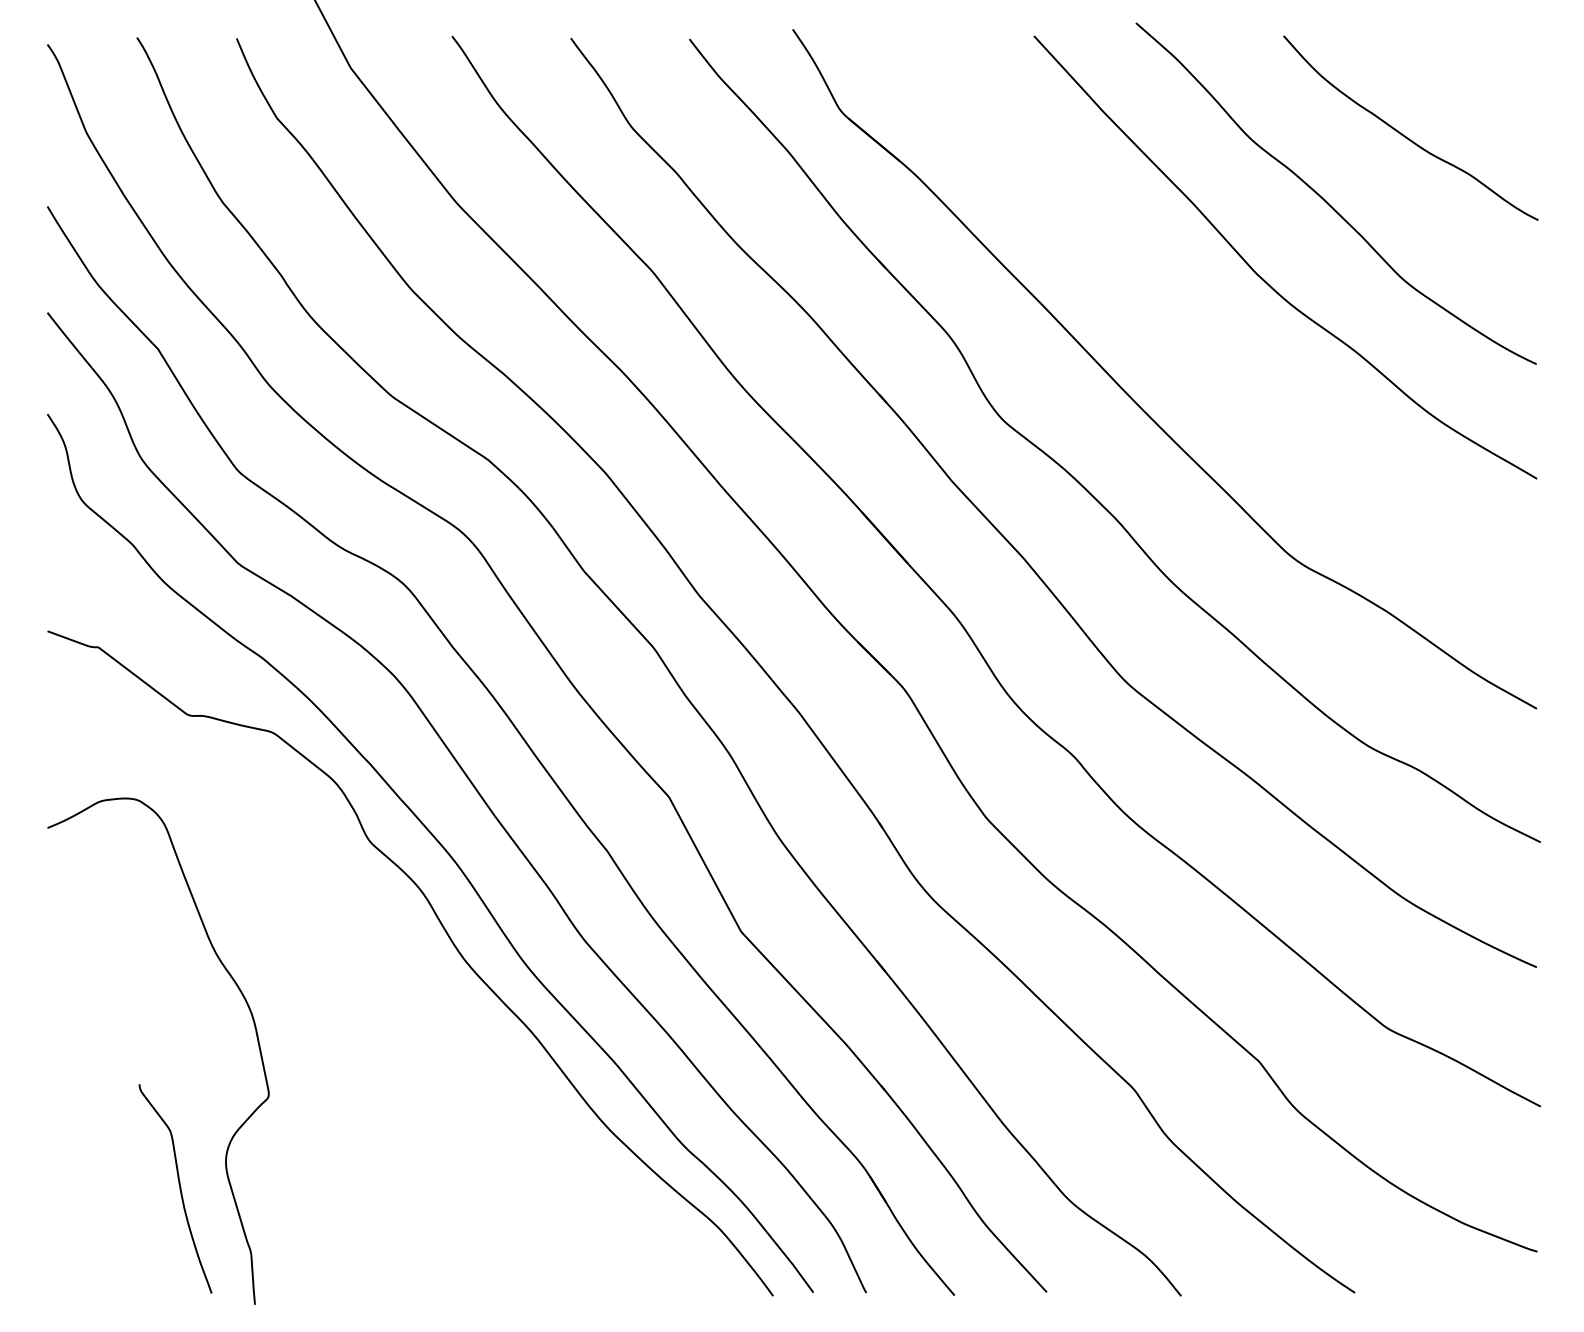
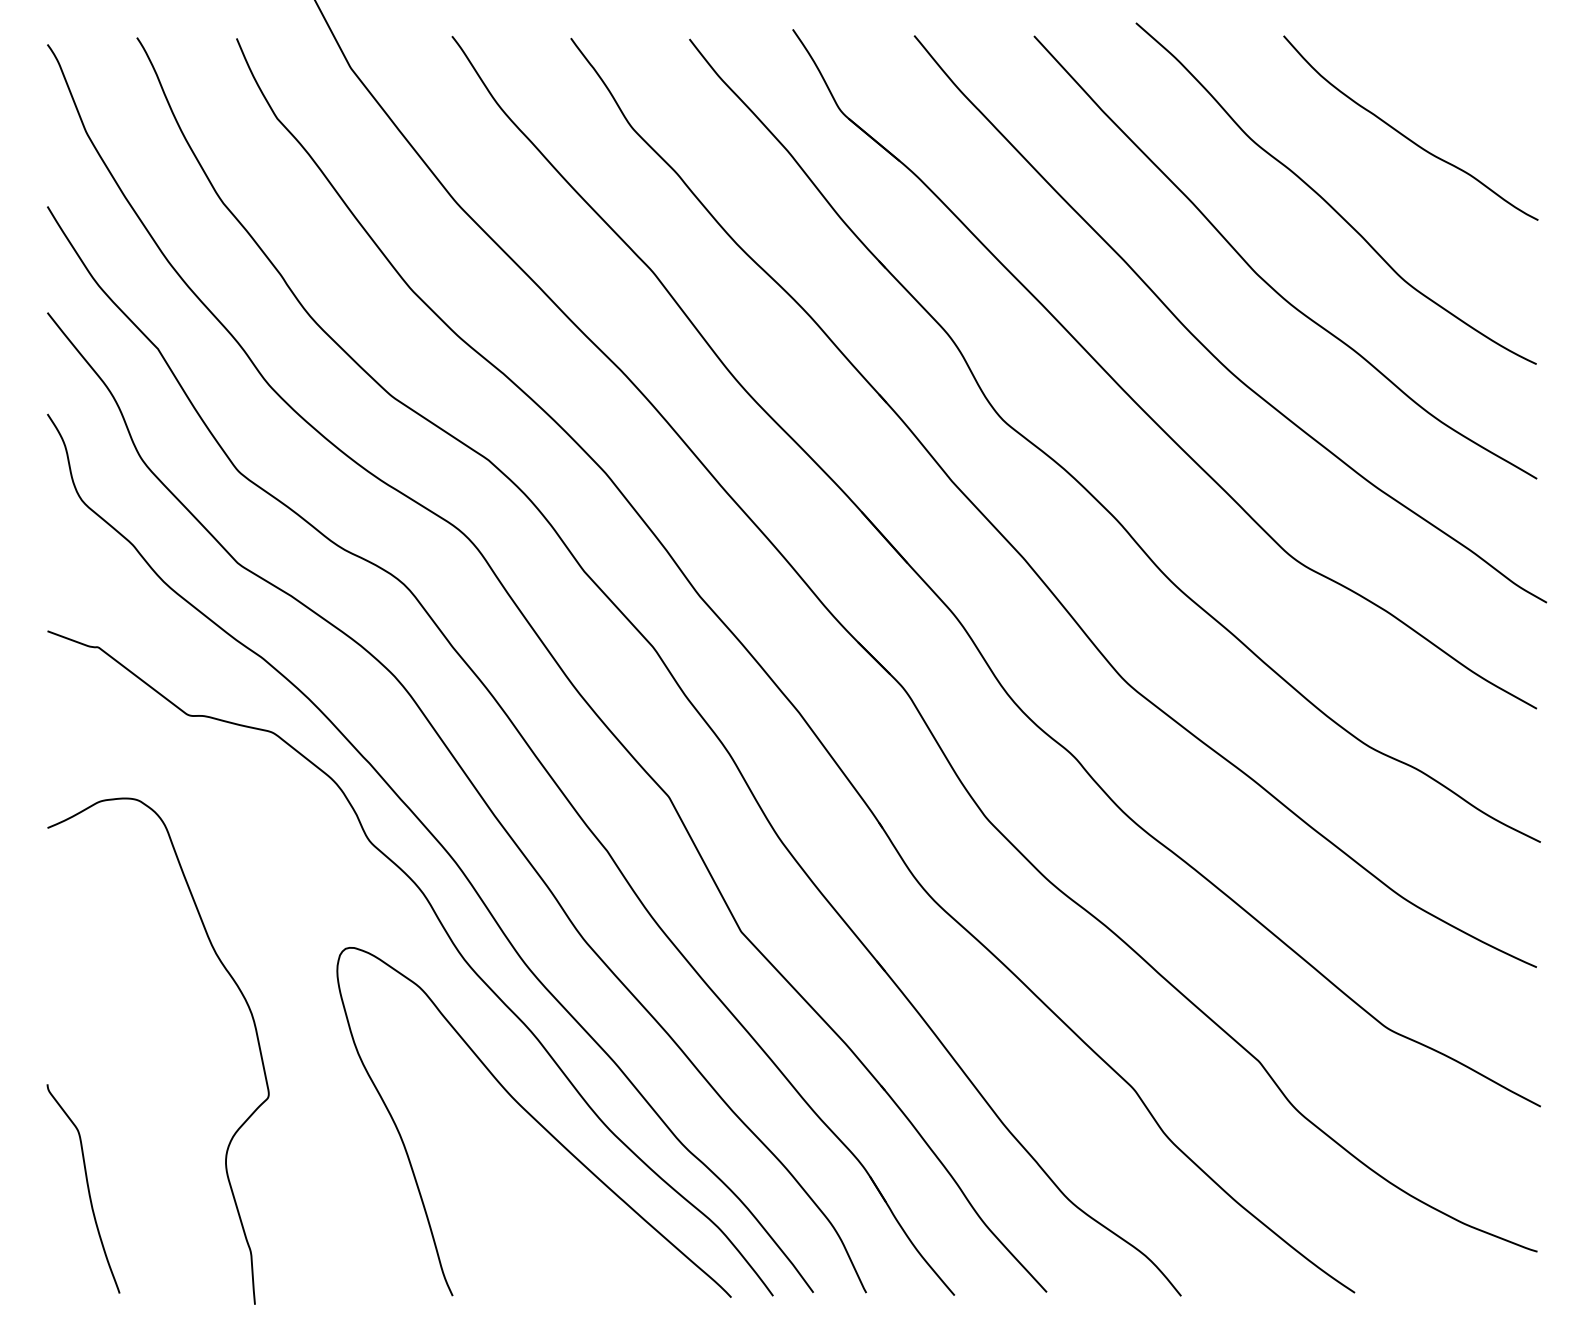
curve: none -> present (1204, 345)
curve: none -> present (534, 1120)
curve position: (179, 1188) -> (87, 1188) (87, 1188)
